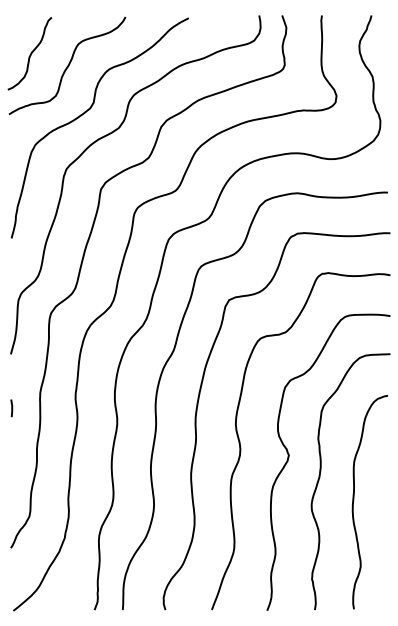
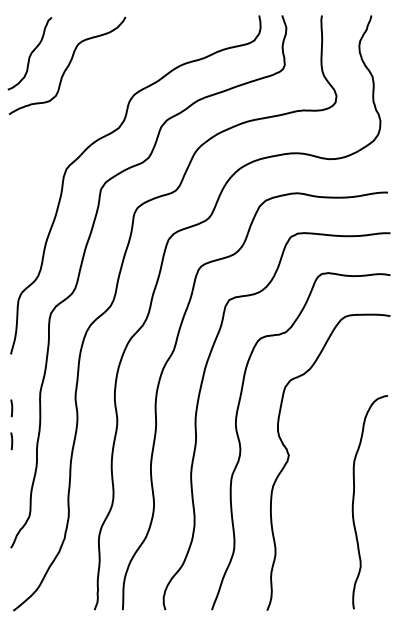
curve: present -> none (89, 110)
line: none -> present (11, 441)
curve: present -> none (320, 477)
